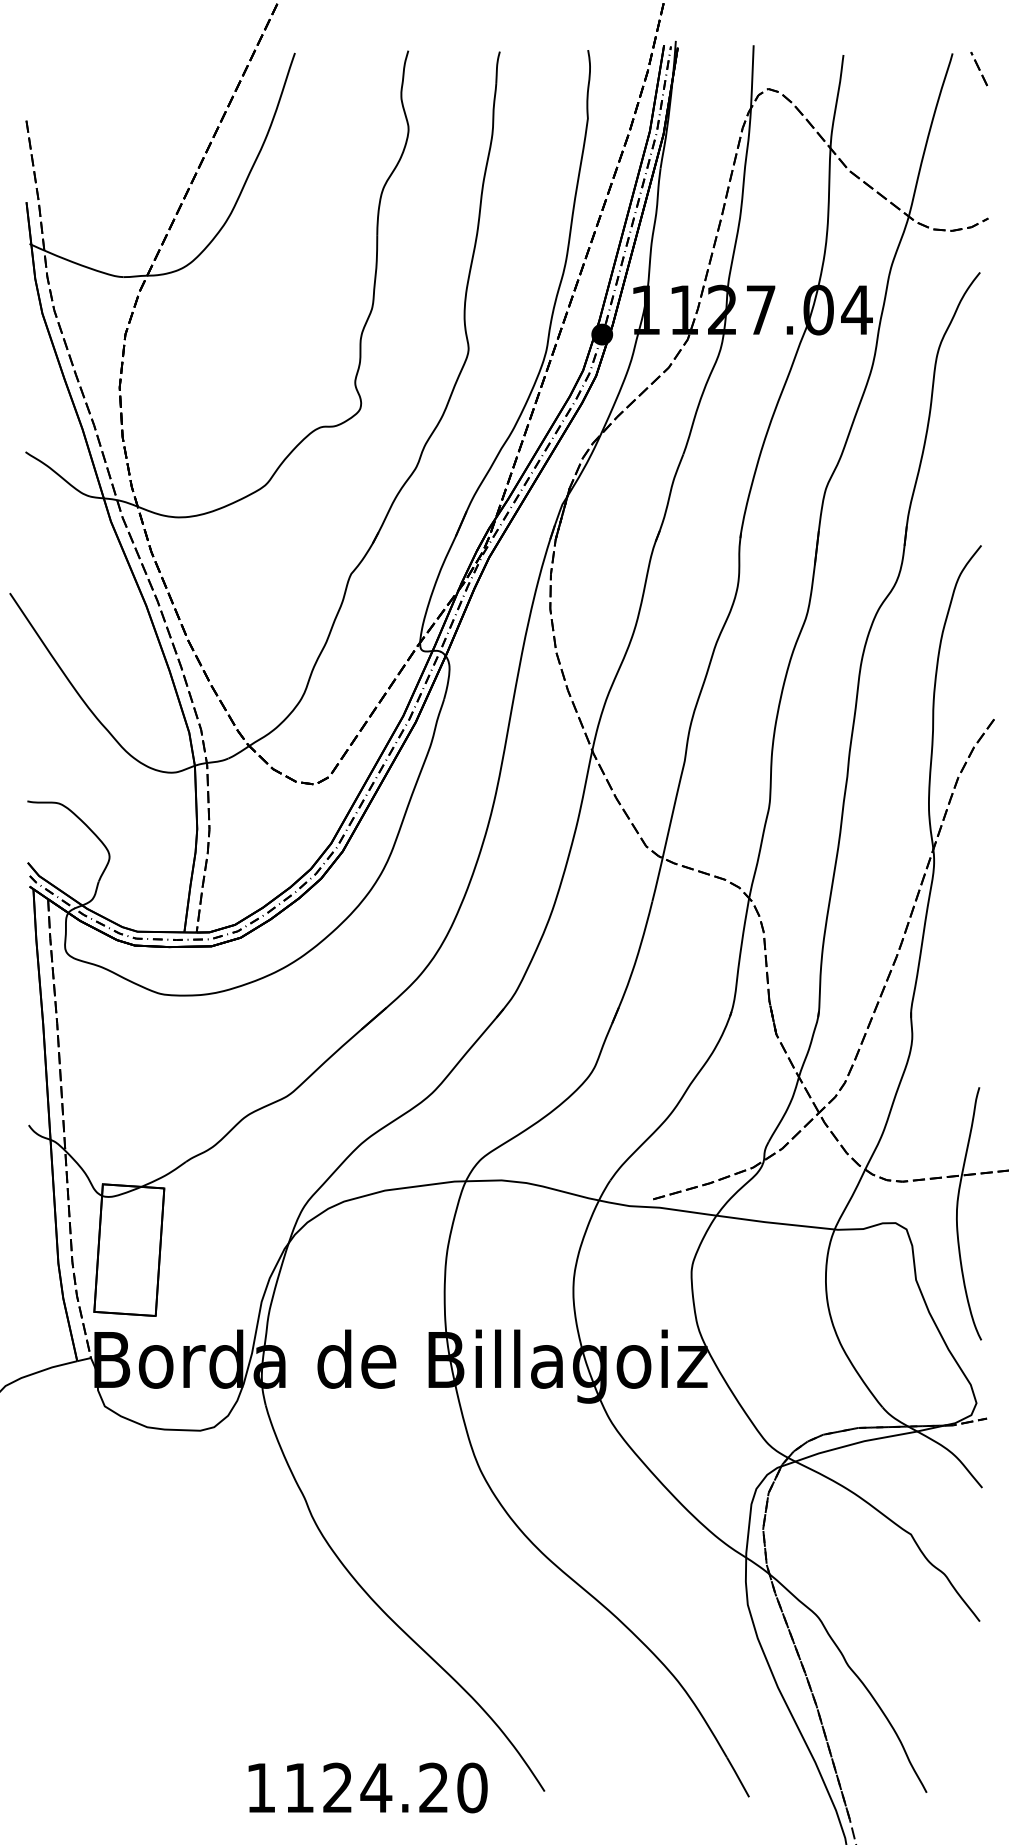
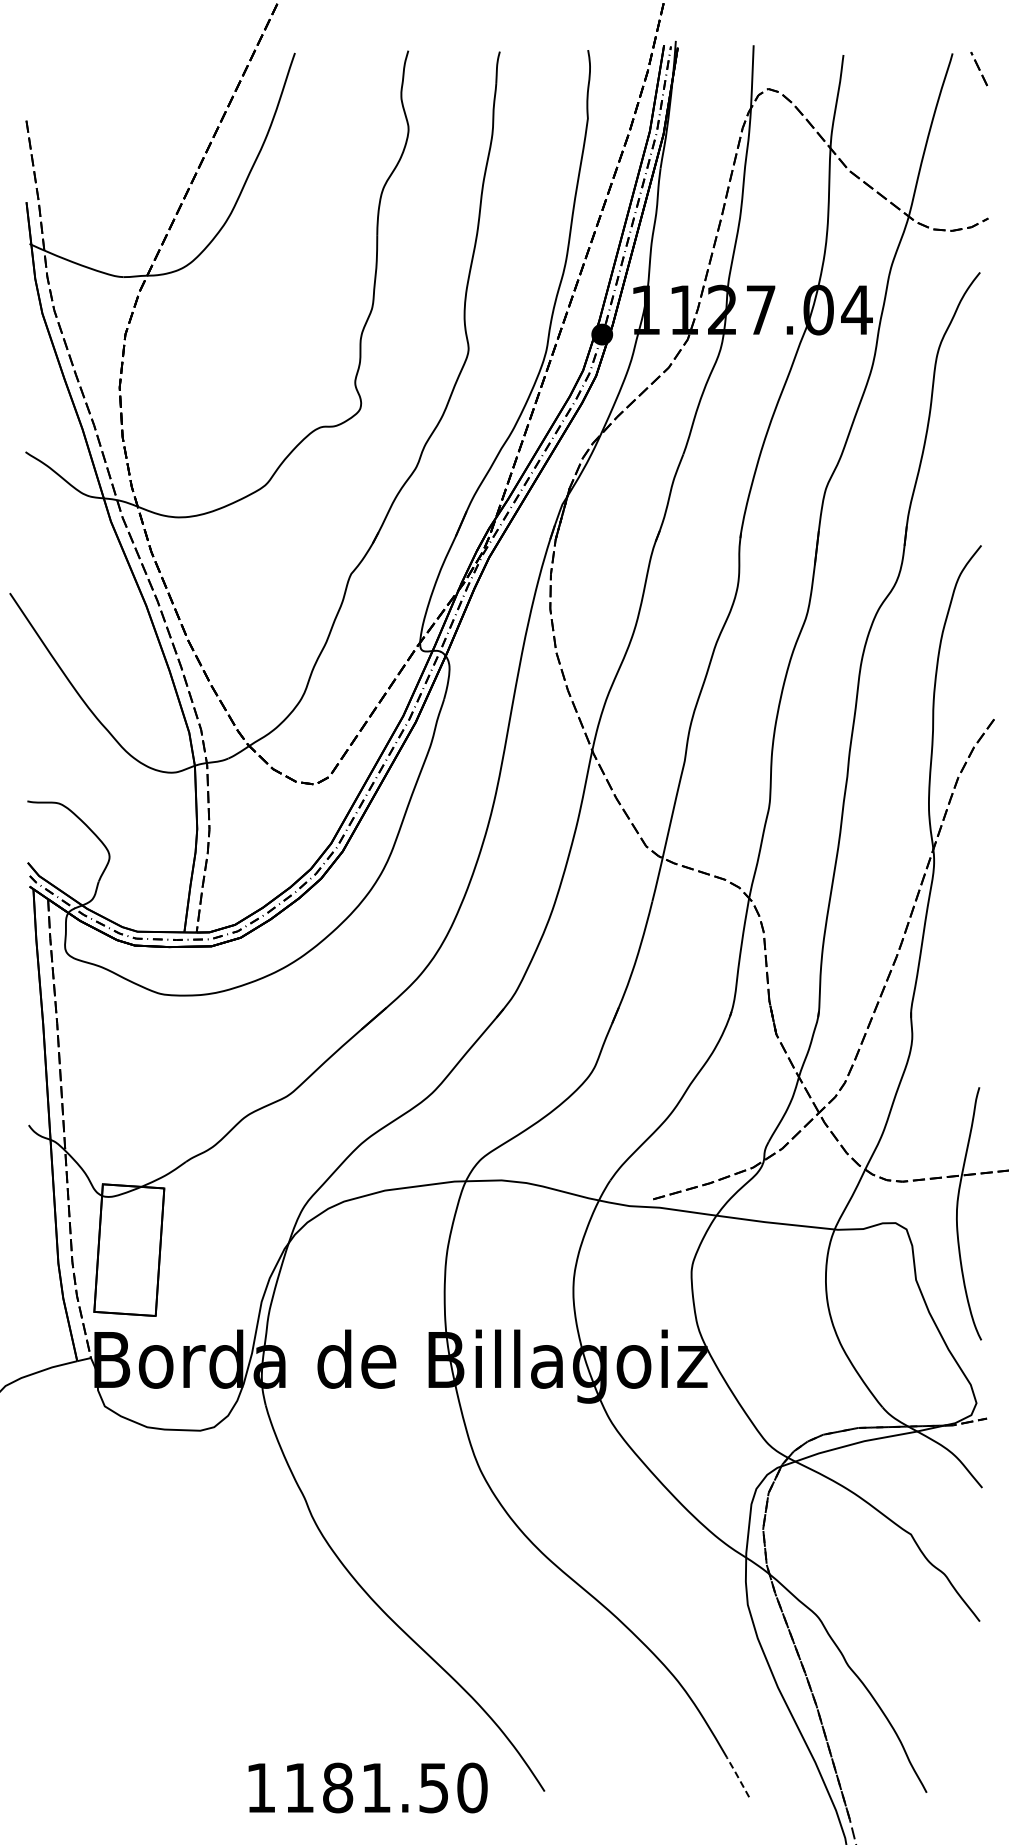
line: solid -> dashed (737, 1776)
text: 1124.20 -> 1181.50 (385, 1787)
